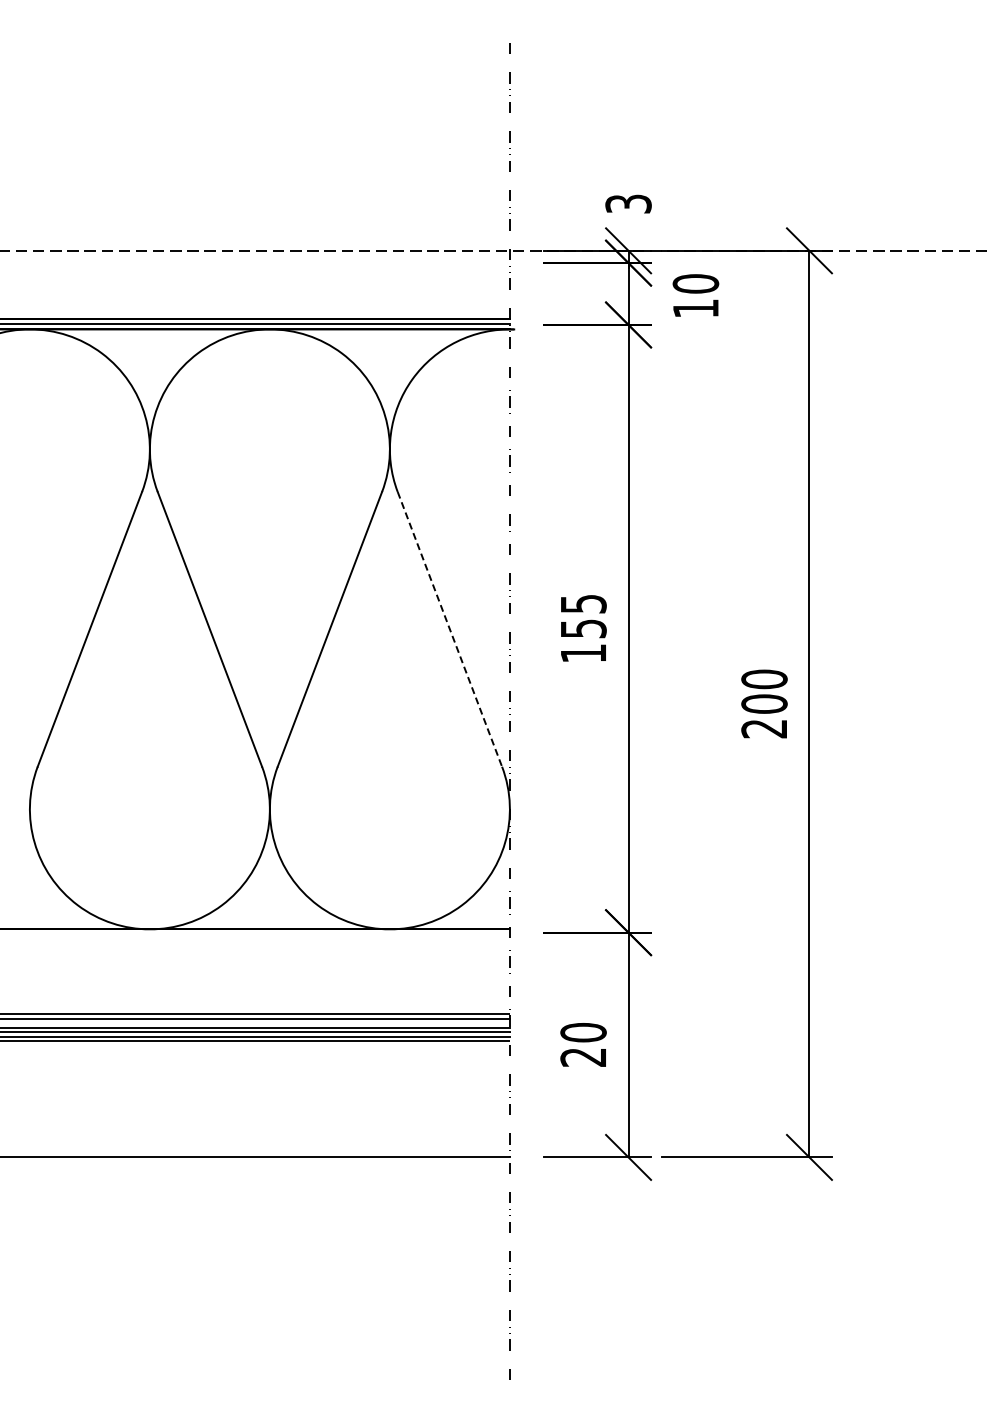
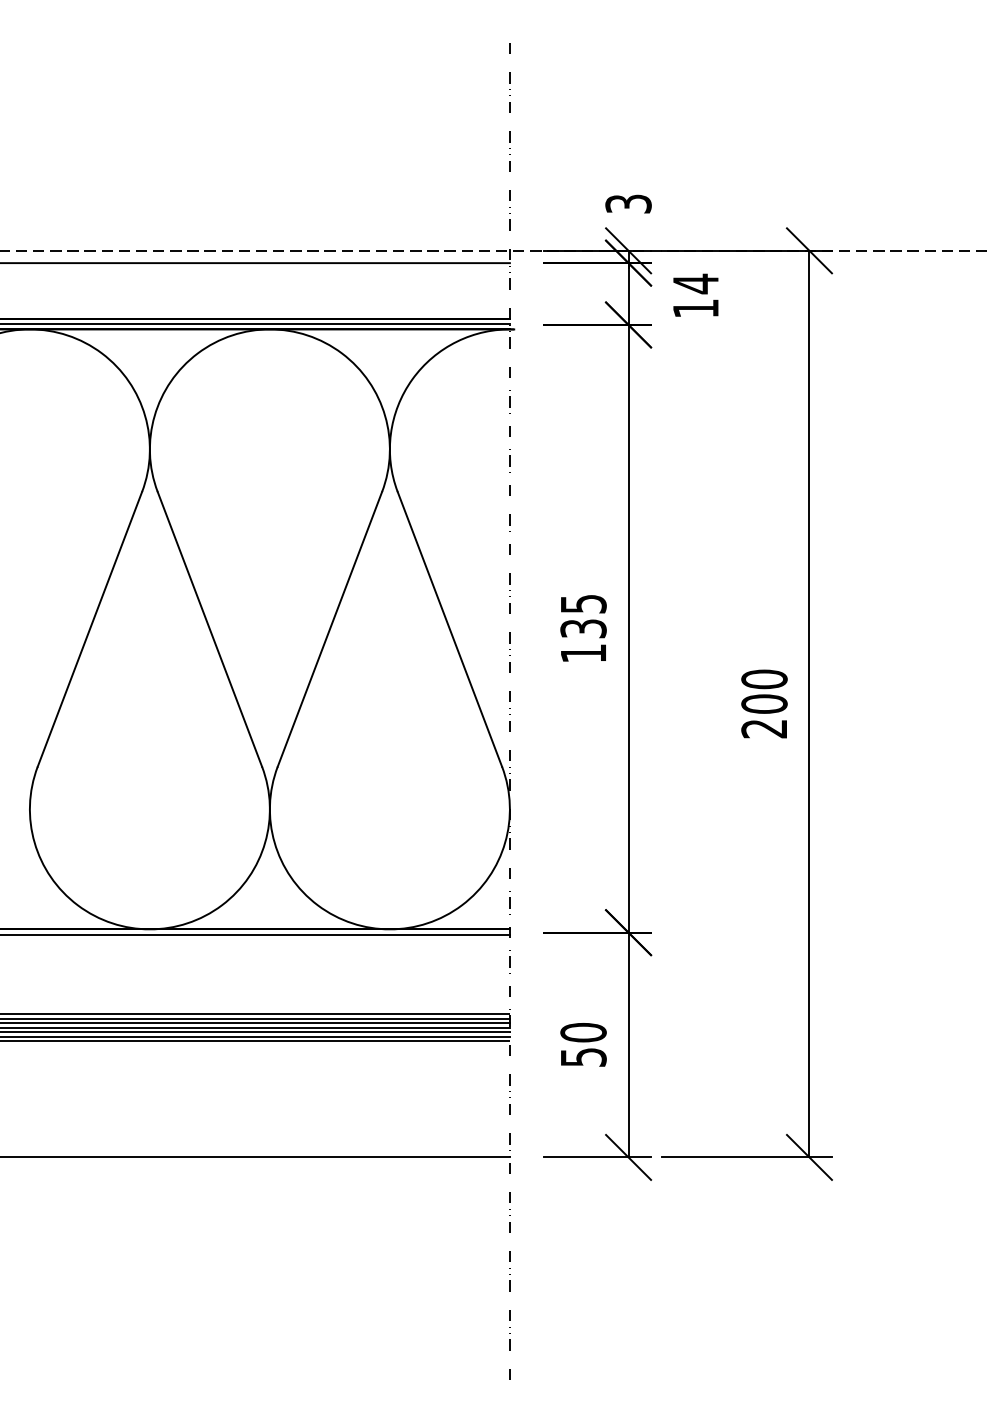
line: none -> present (255, 263)
text: 10 -> 14 (695, 283)
text: 155 -> 135 (583, 628)
line: dashed -> solid (449, 629)
line: none -> present (255, 935)
line: none -> present (255, 1023)
text: 20 -> 50 (583, 1057)
